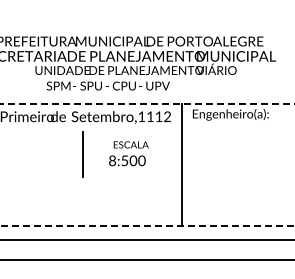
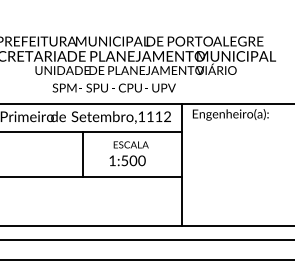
text position: (107, 85) -> (113, 87) (113, 87)
line: dashed -> solid (147, 103)
line: none -> present (91, 132)
text: 8:500 -> 1:500 (112, 160)
line: none -> present (91, 176)
line: dashed -> solid (147, 226)
